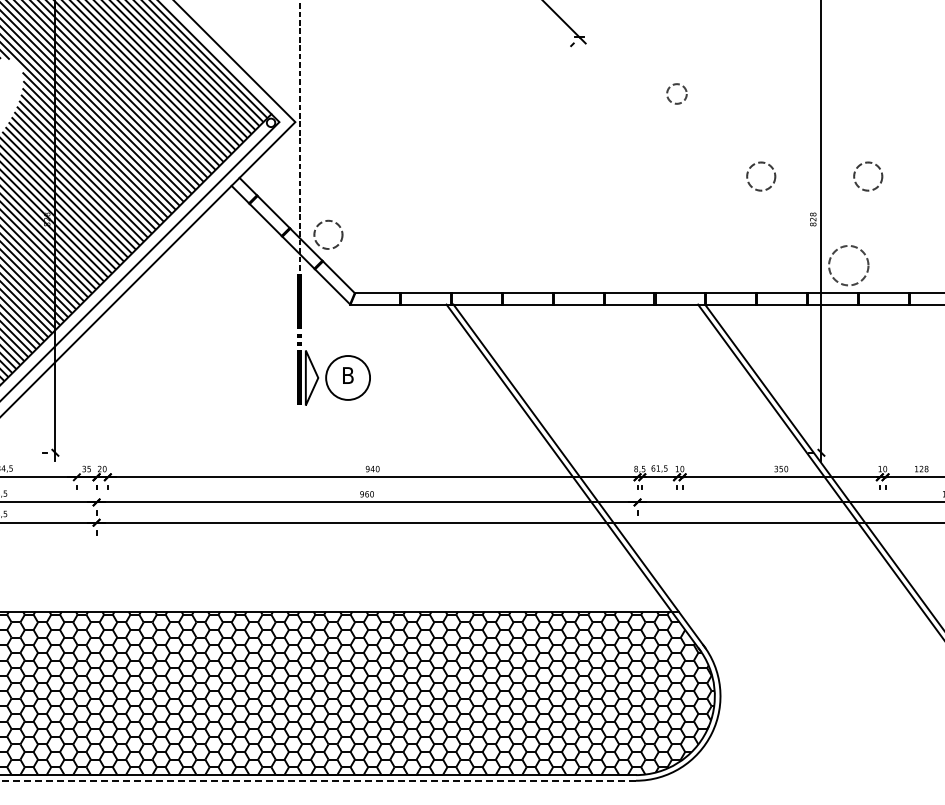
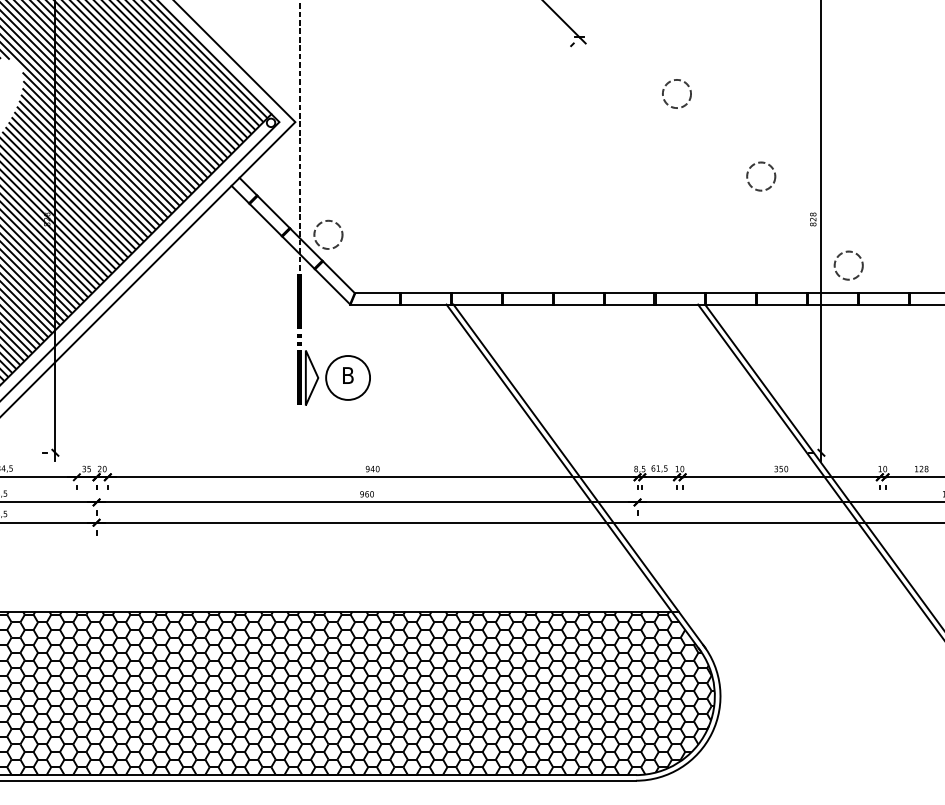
circle size: 22x22 px -> 30x30 px (676, 93)
circle: present -> none (868, 176)
circle diameter: 39 px -> 28 px (848, 265)
line: dashed -> solid (318, 780)
